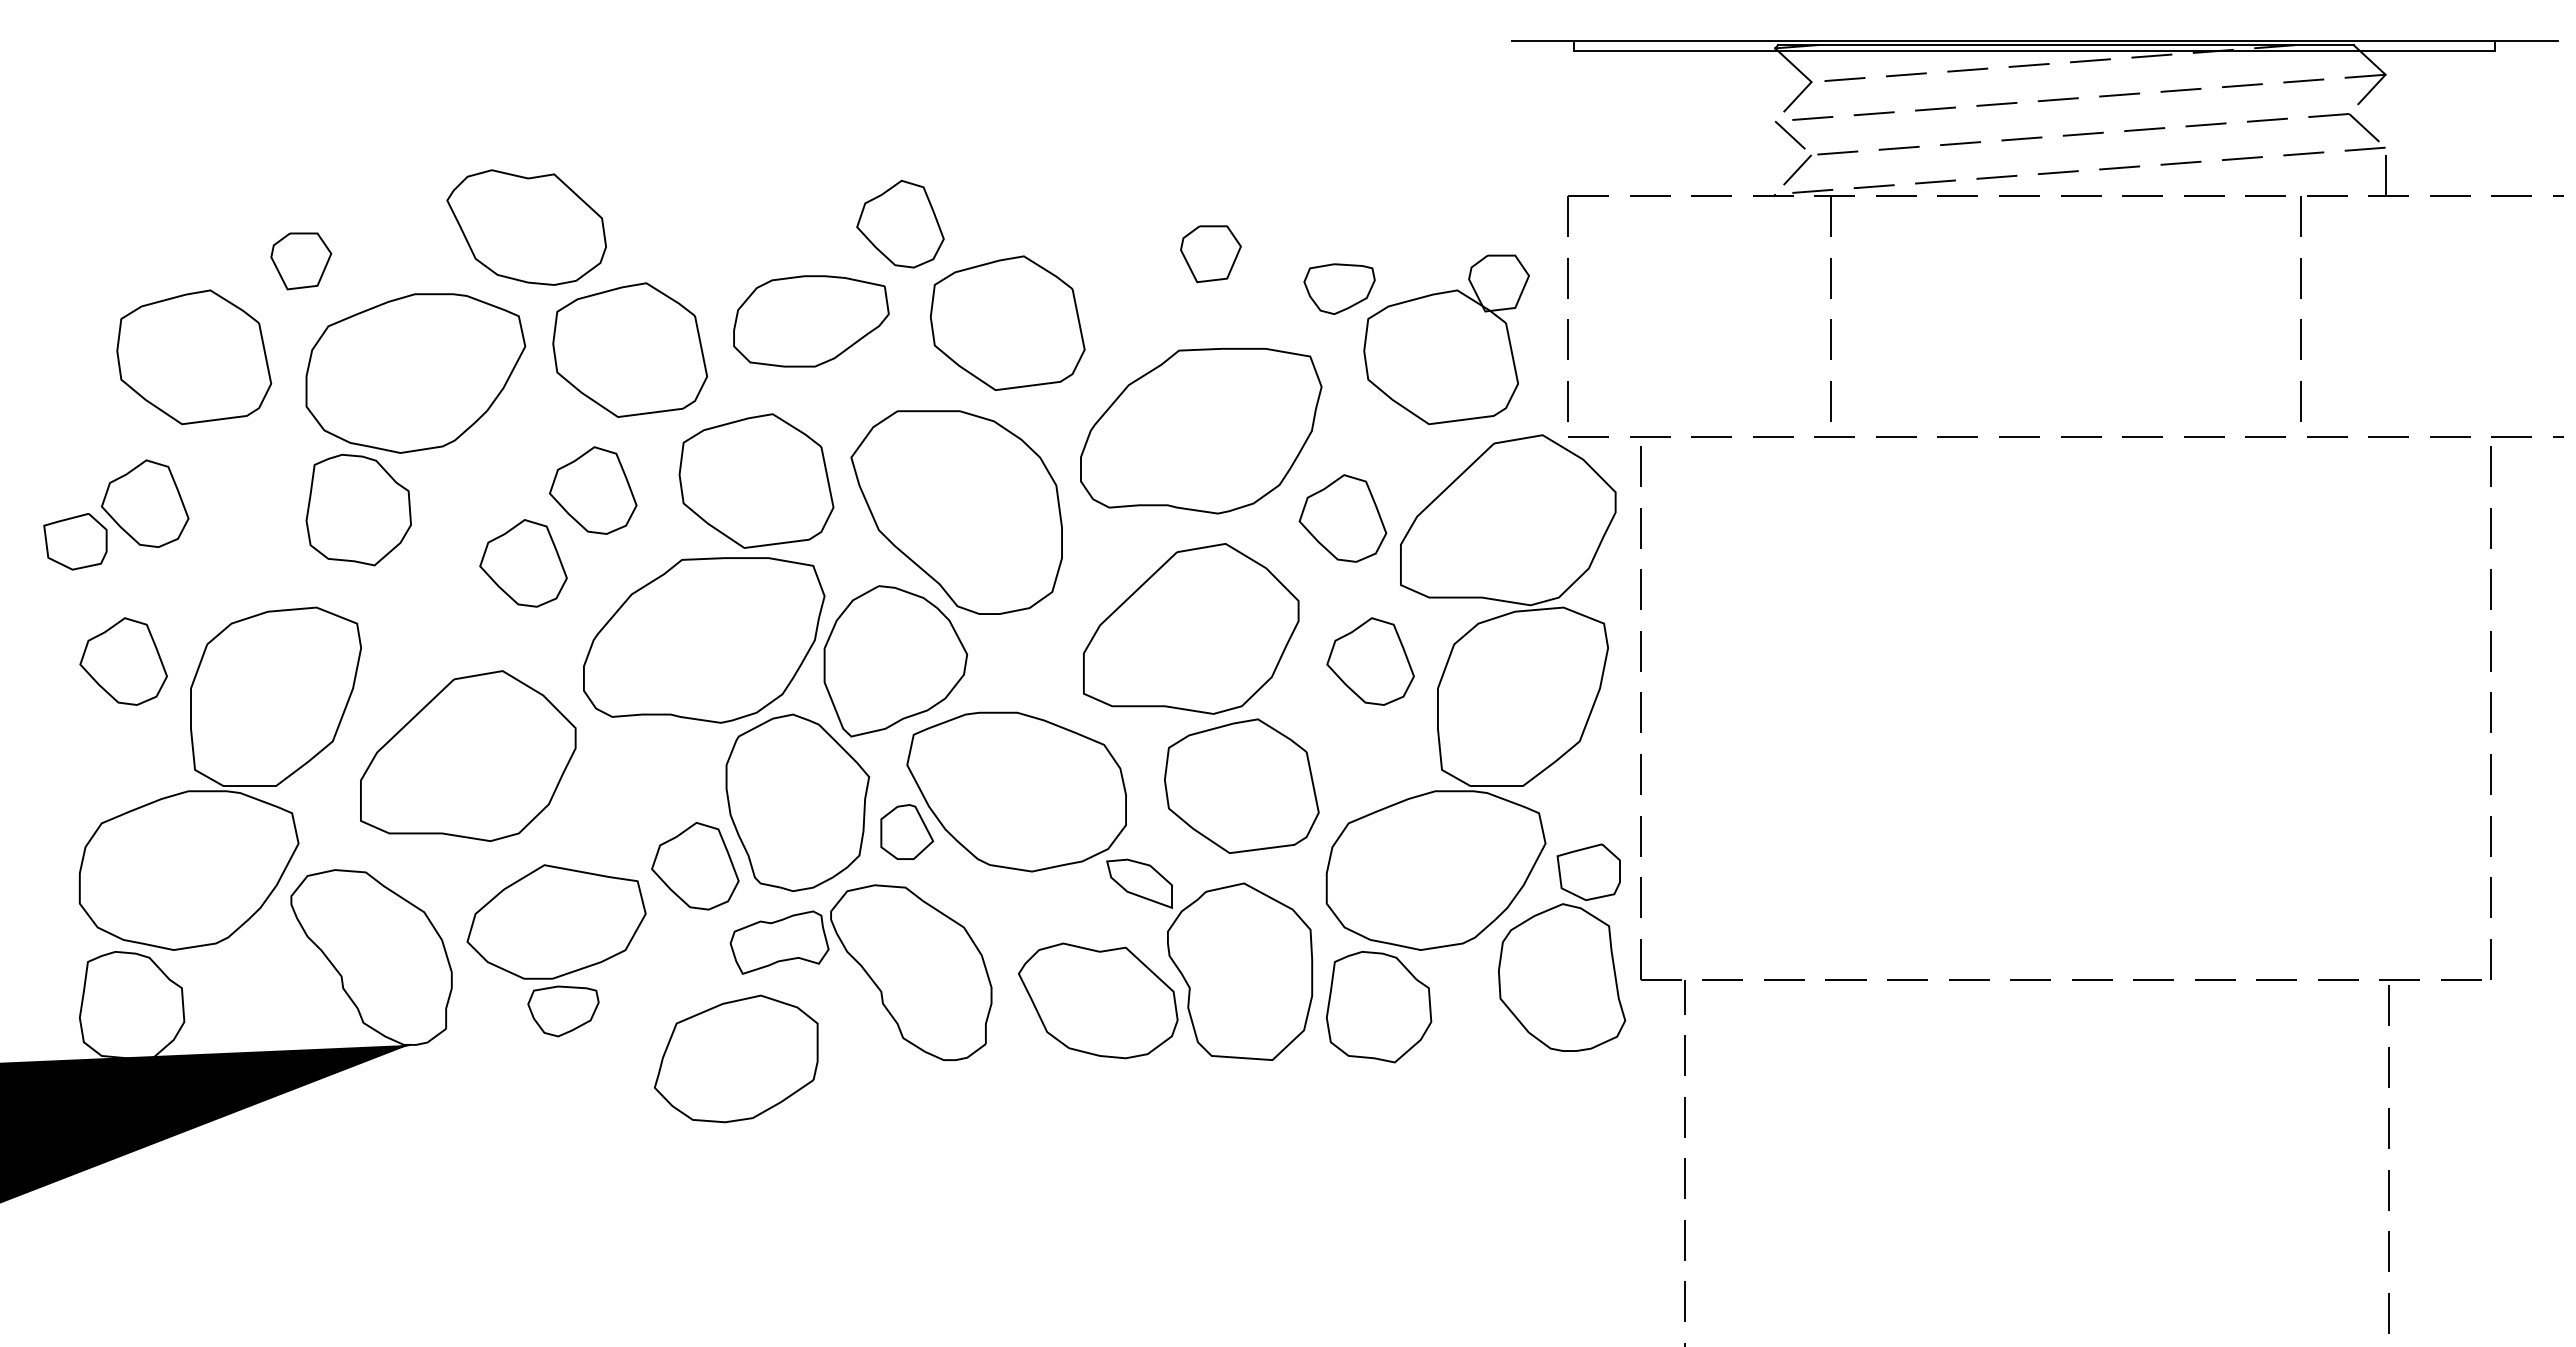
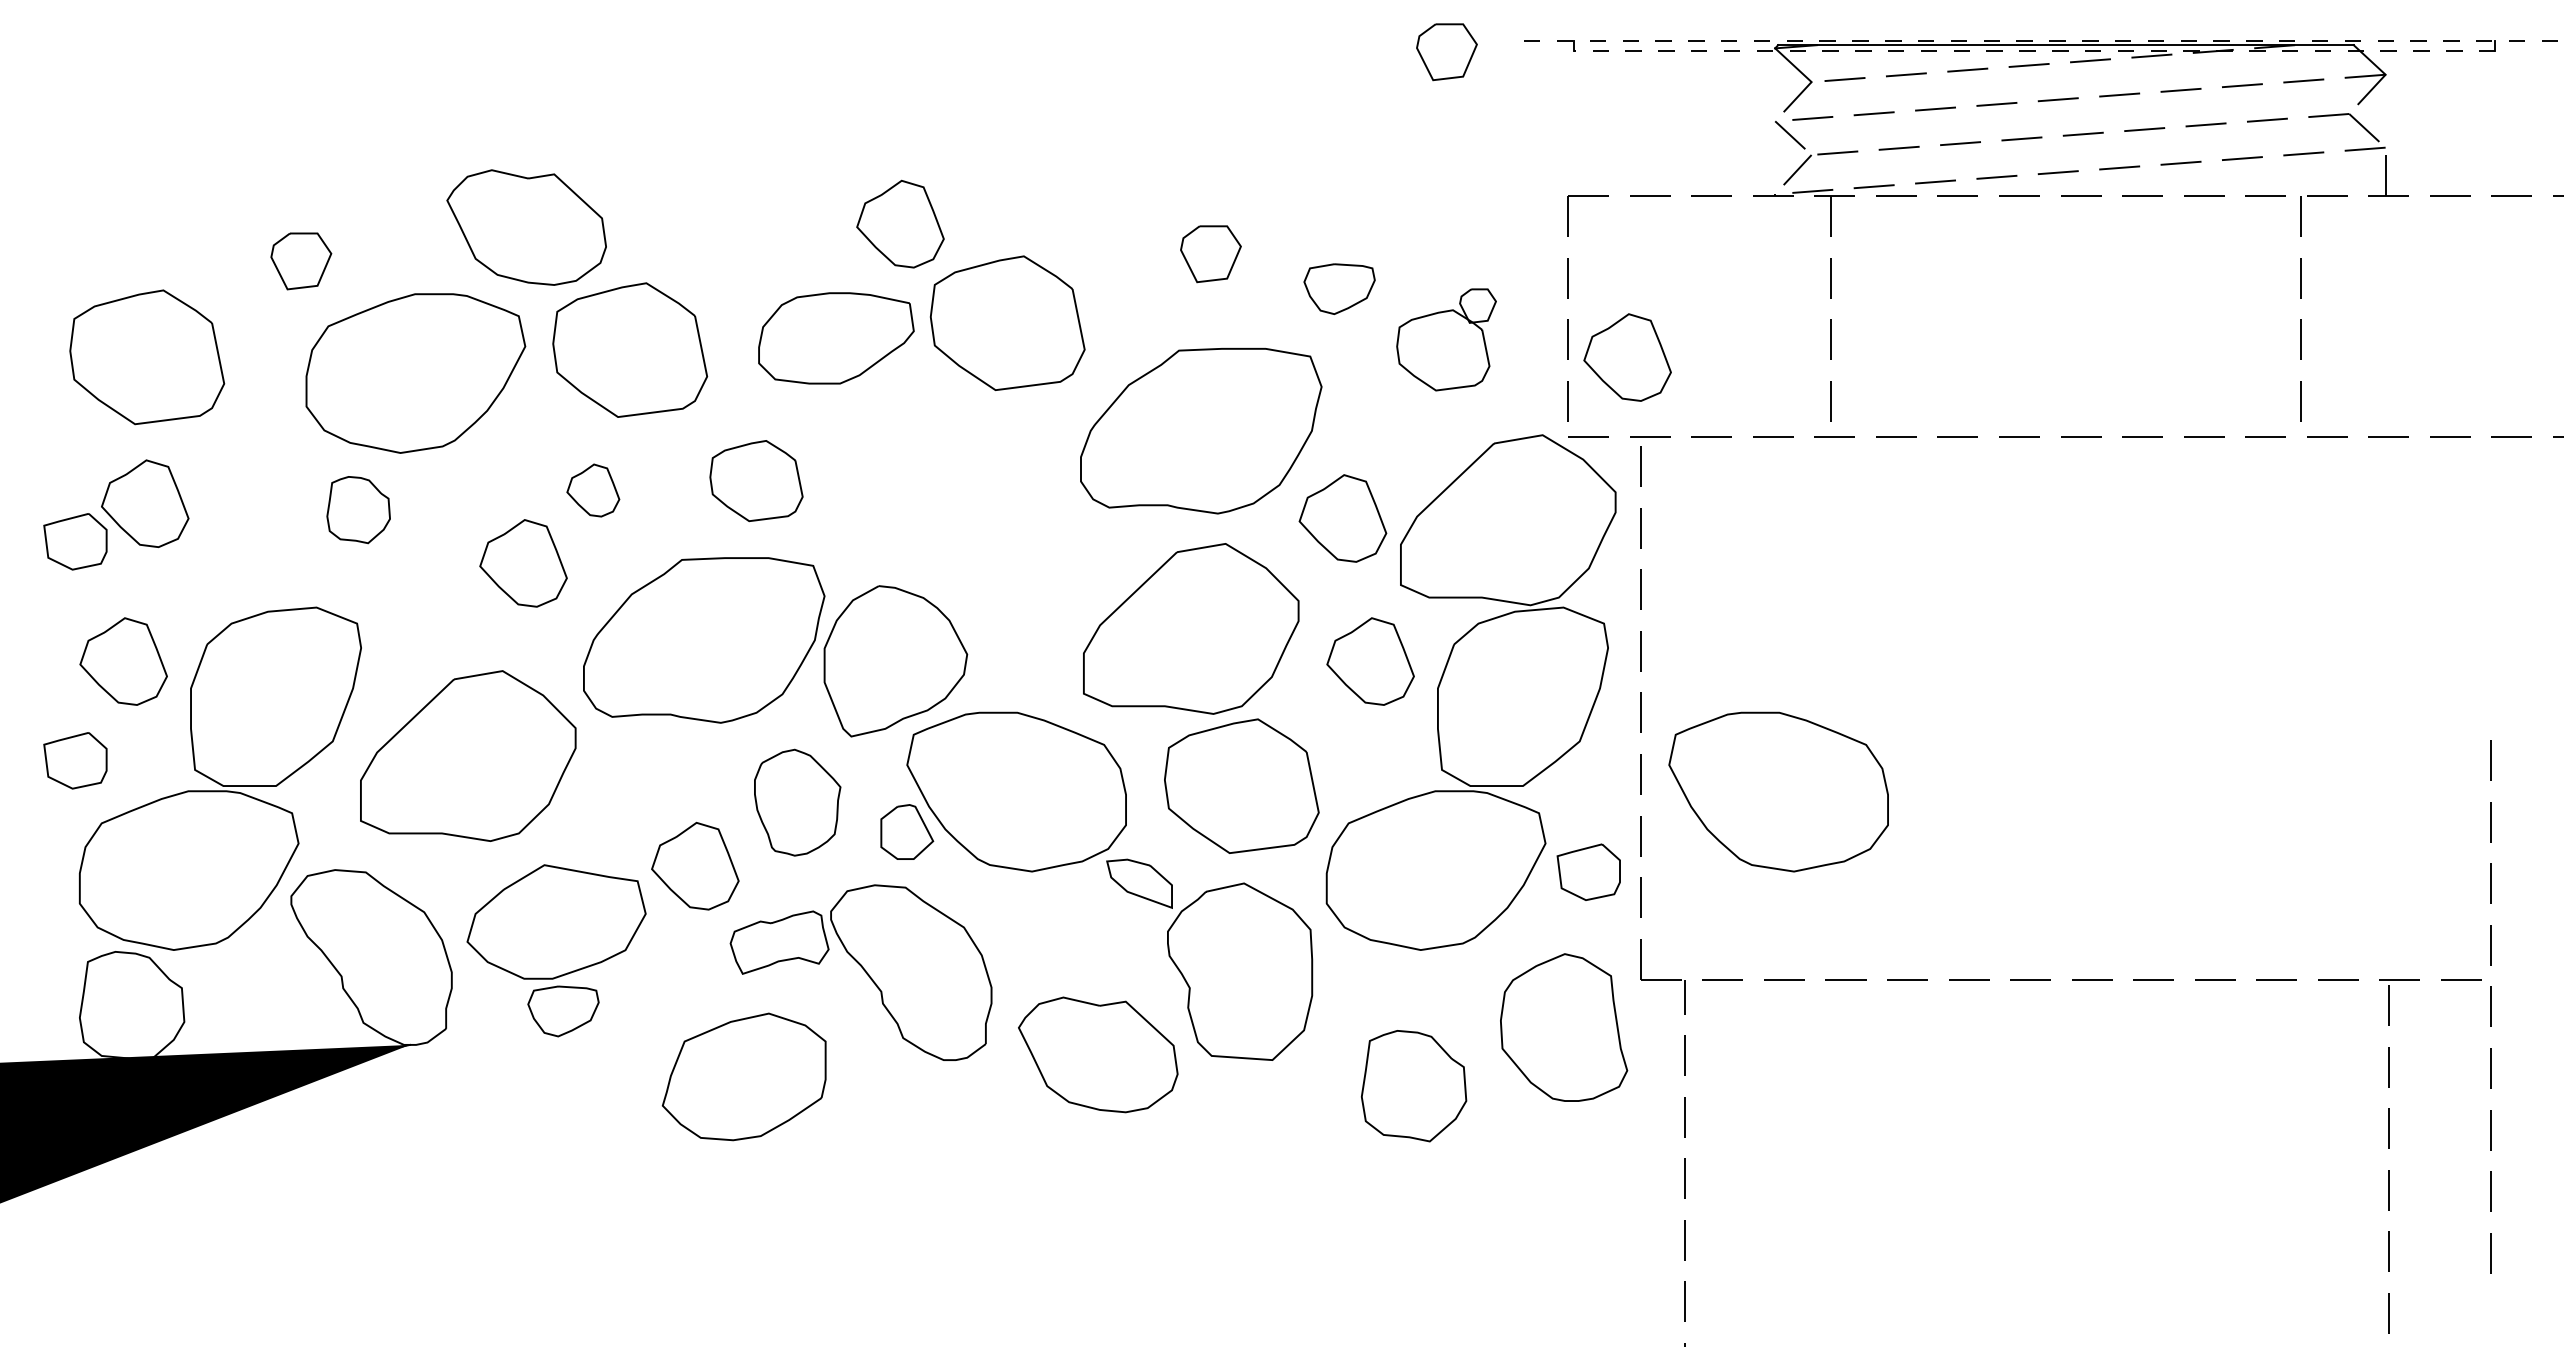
line: solid -> dashed (2034, 40)
line: solid -> dashed (2034, 51)
part: none -> present (1446, 52)
part position: (811, 321) -> (836, 338) (836, 338)
part size: 167x172 px -> 101x104 px (1446, 339)
part position: (194, 357) -> (147, 357) (147, 357)
part: none -> present (1627, 357)
part size: 157x136 px -> 95x83 px (756, 481)
part size: 89x89 px -> 55x55 px (593, 490)
part size: 107x114 px -> 65x69 px (358, 510)
part: present -> none (956, 512)
line position: (2490, 712) -> (2490, 1006) (2490, 1006)
part: none -> present (75, 760)
part: none -> present (1778, 791)
part size: 145x179 px -> 88x109 px (797, 802)
part position: (1562, 977) -> (1564, 1027) (1564, 1027)
part position: (1098, 1000) -> (1098, 1054) (1098, 1054)
part position: (1378, 1007) -> (1413, 1086) (1413, 1086)
part position: (735, 1058) -> (743, 1076) (743, 1076)
